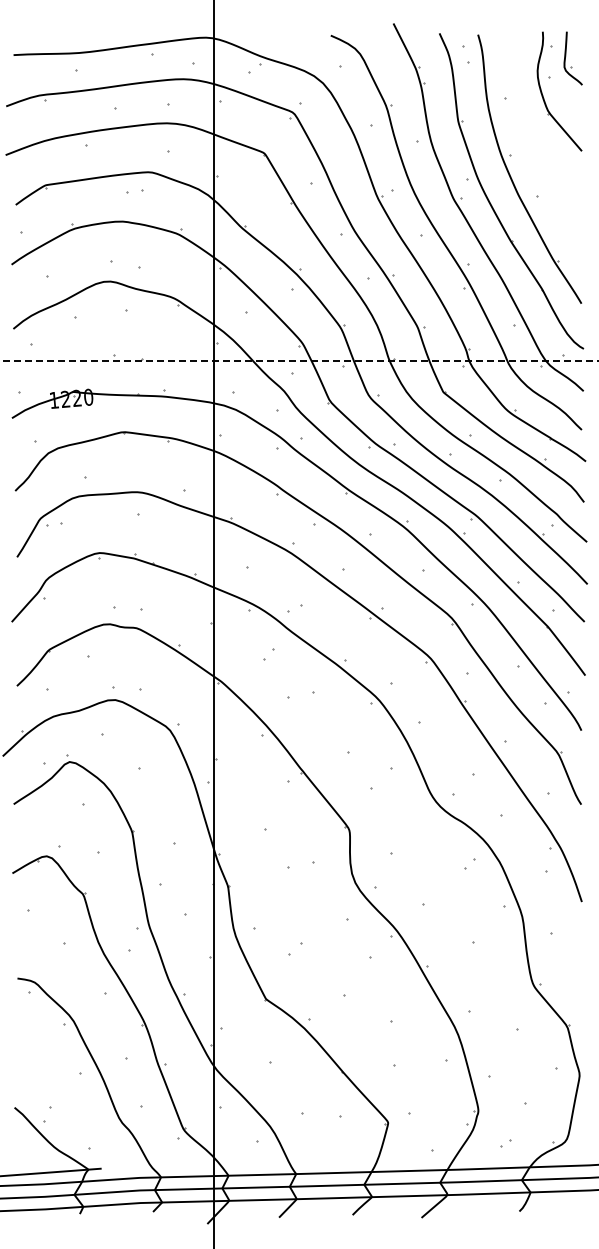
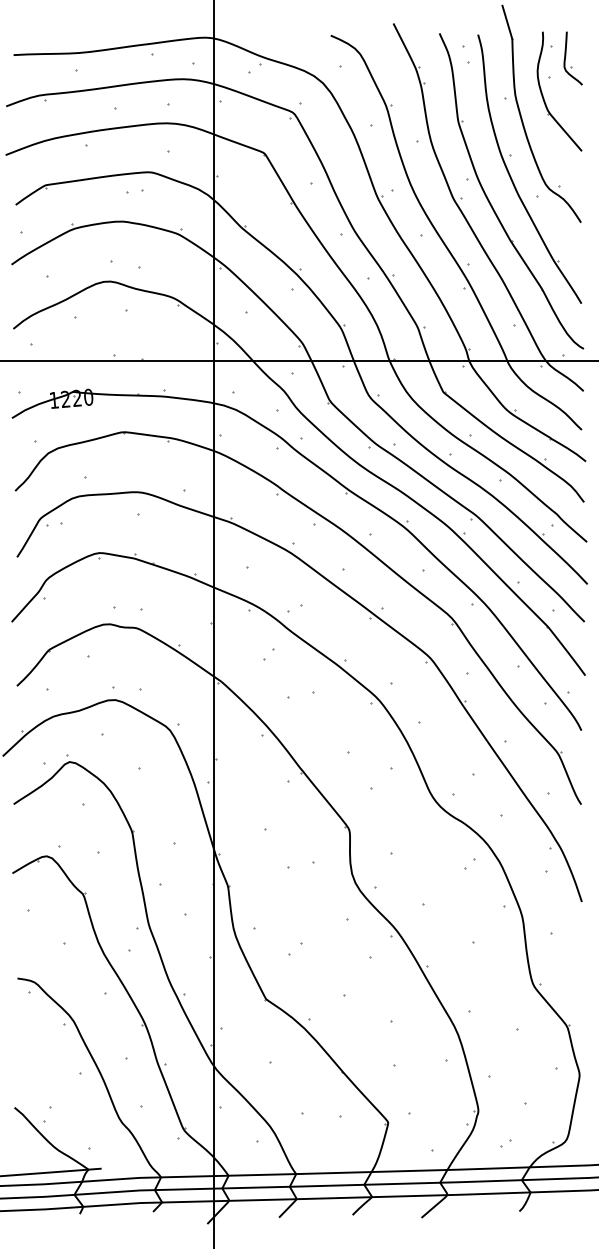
part: none -> present (522, 118)
line: dashed -> solid (299, 360)
